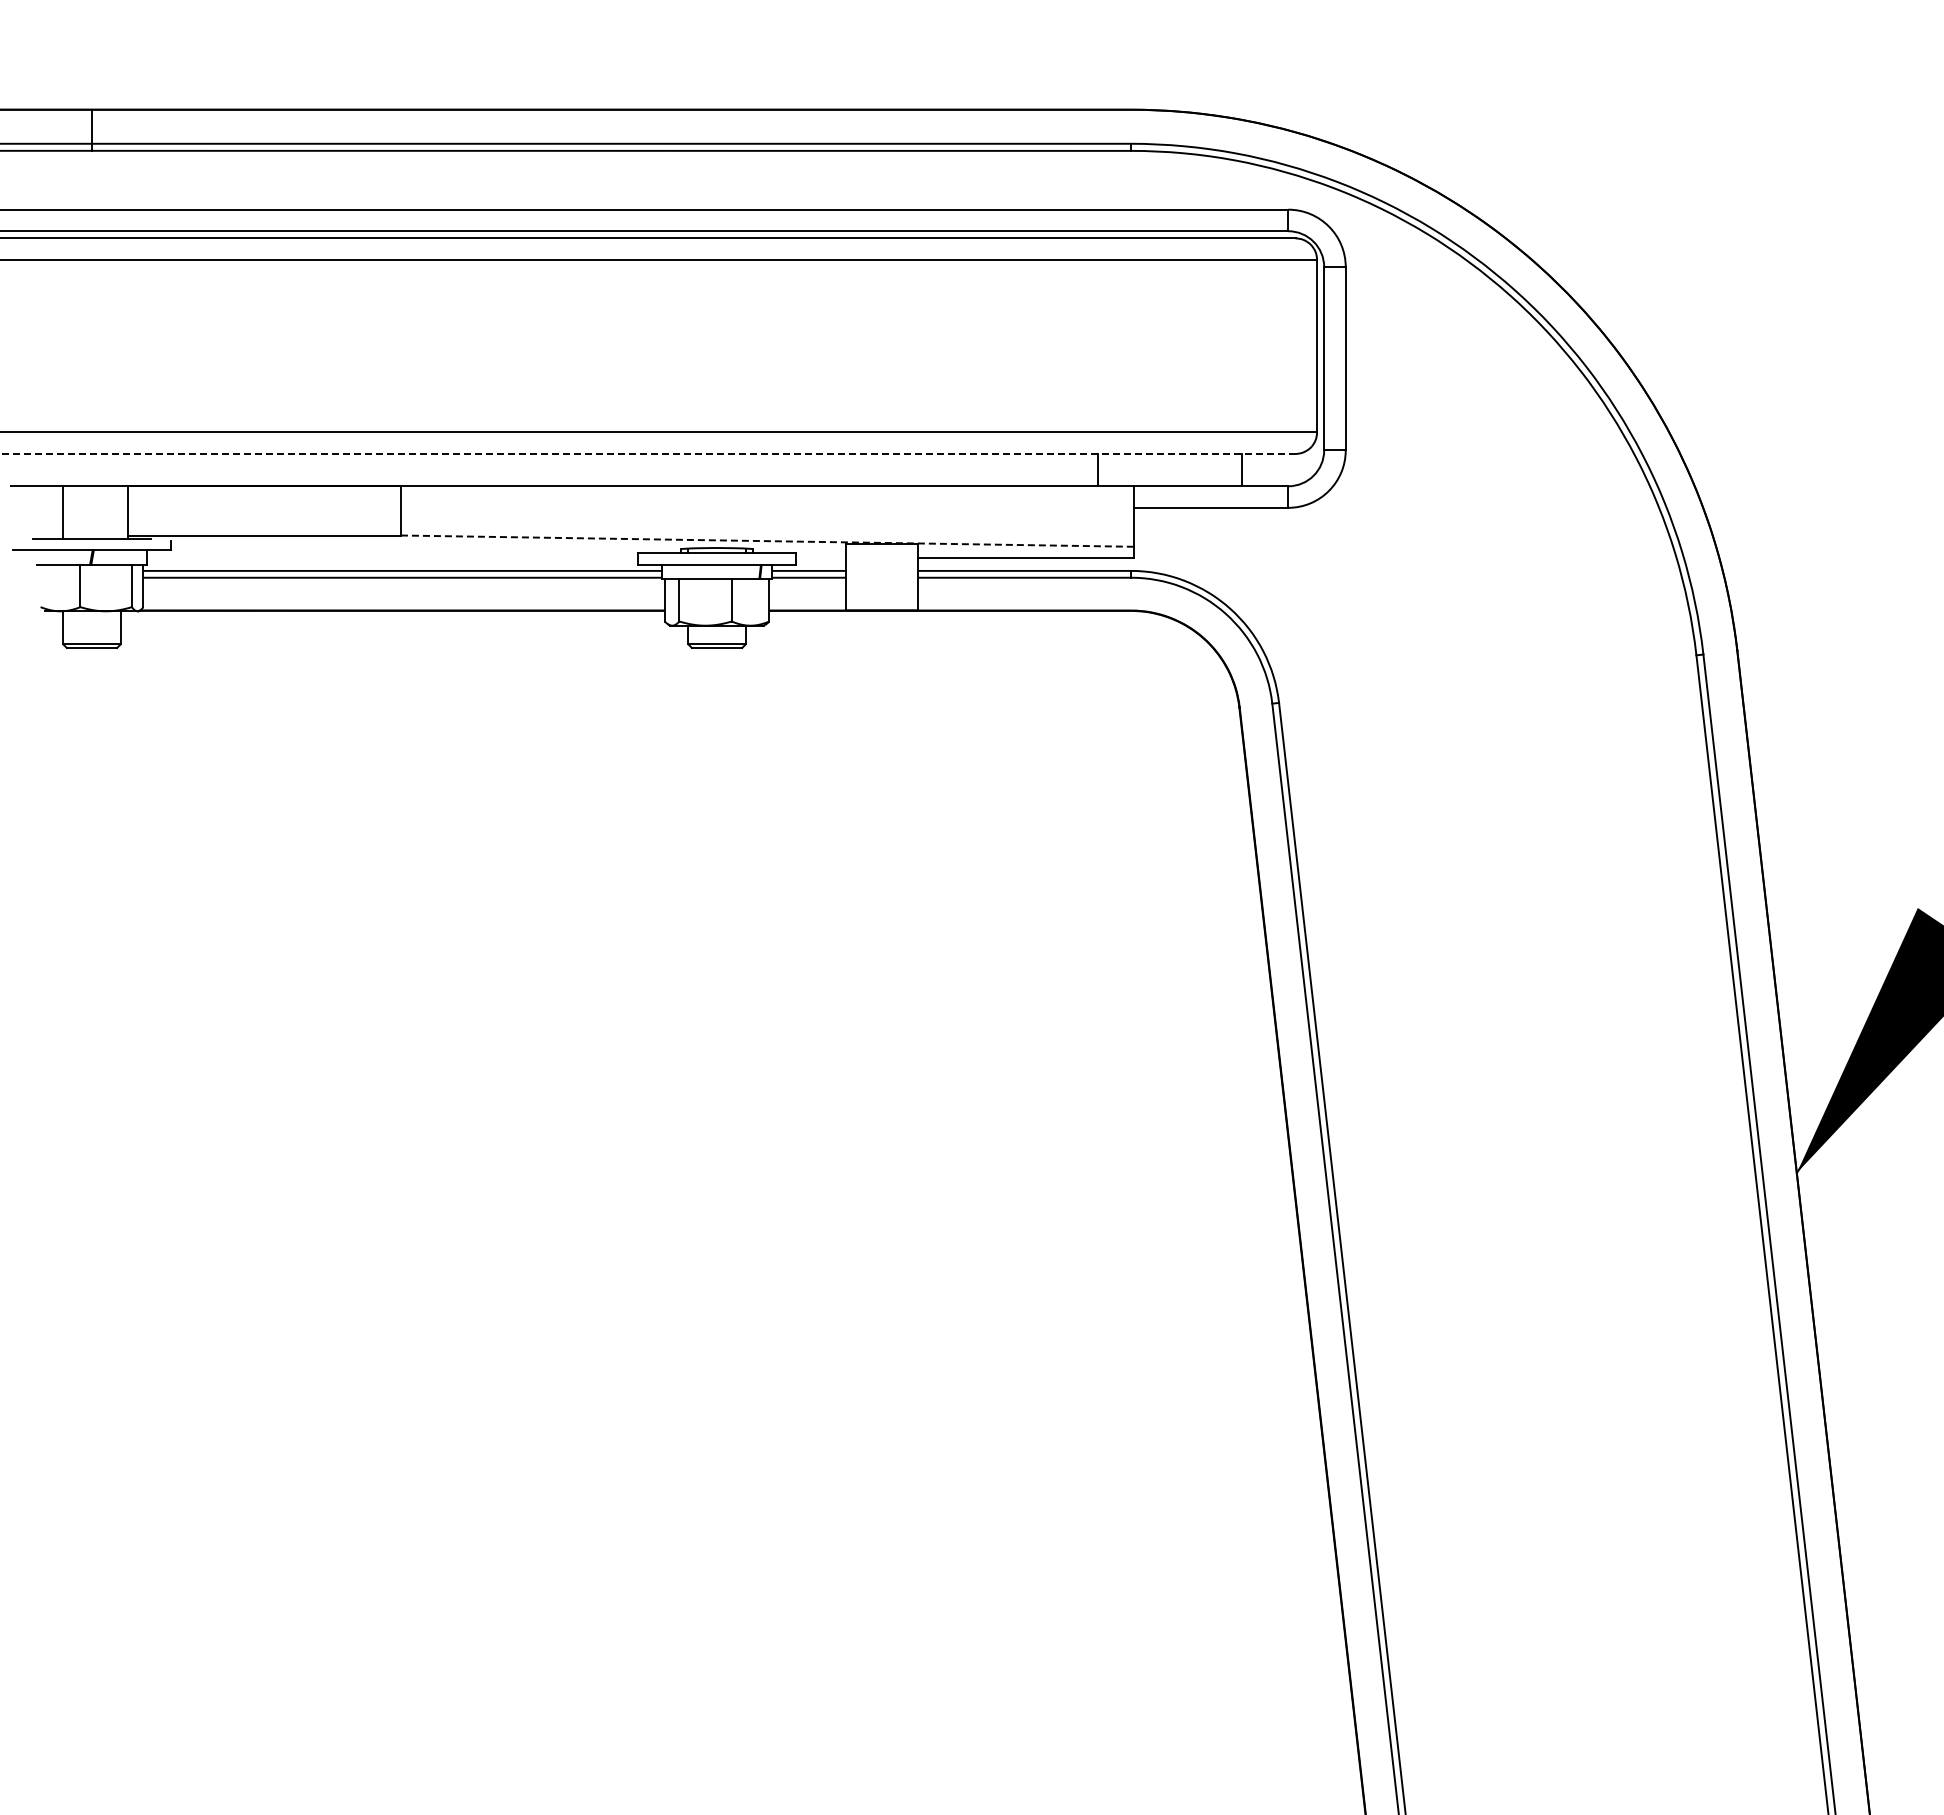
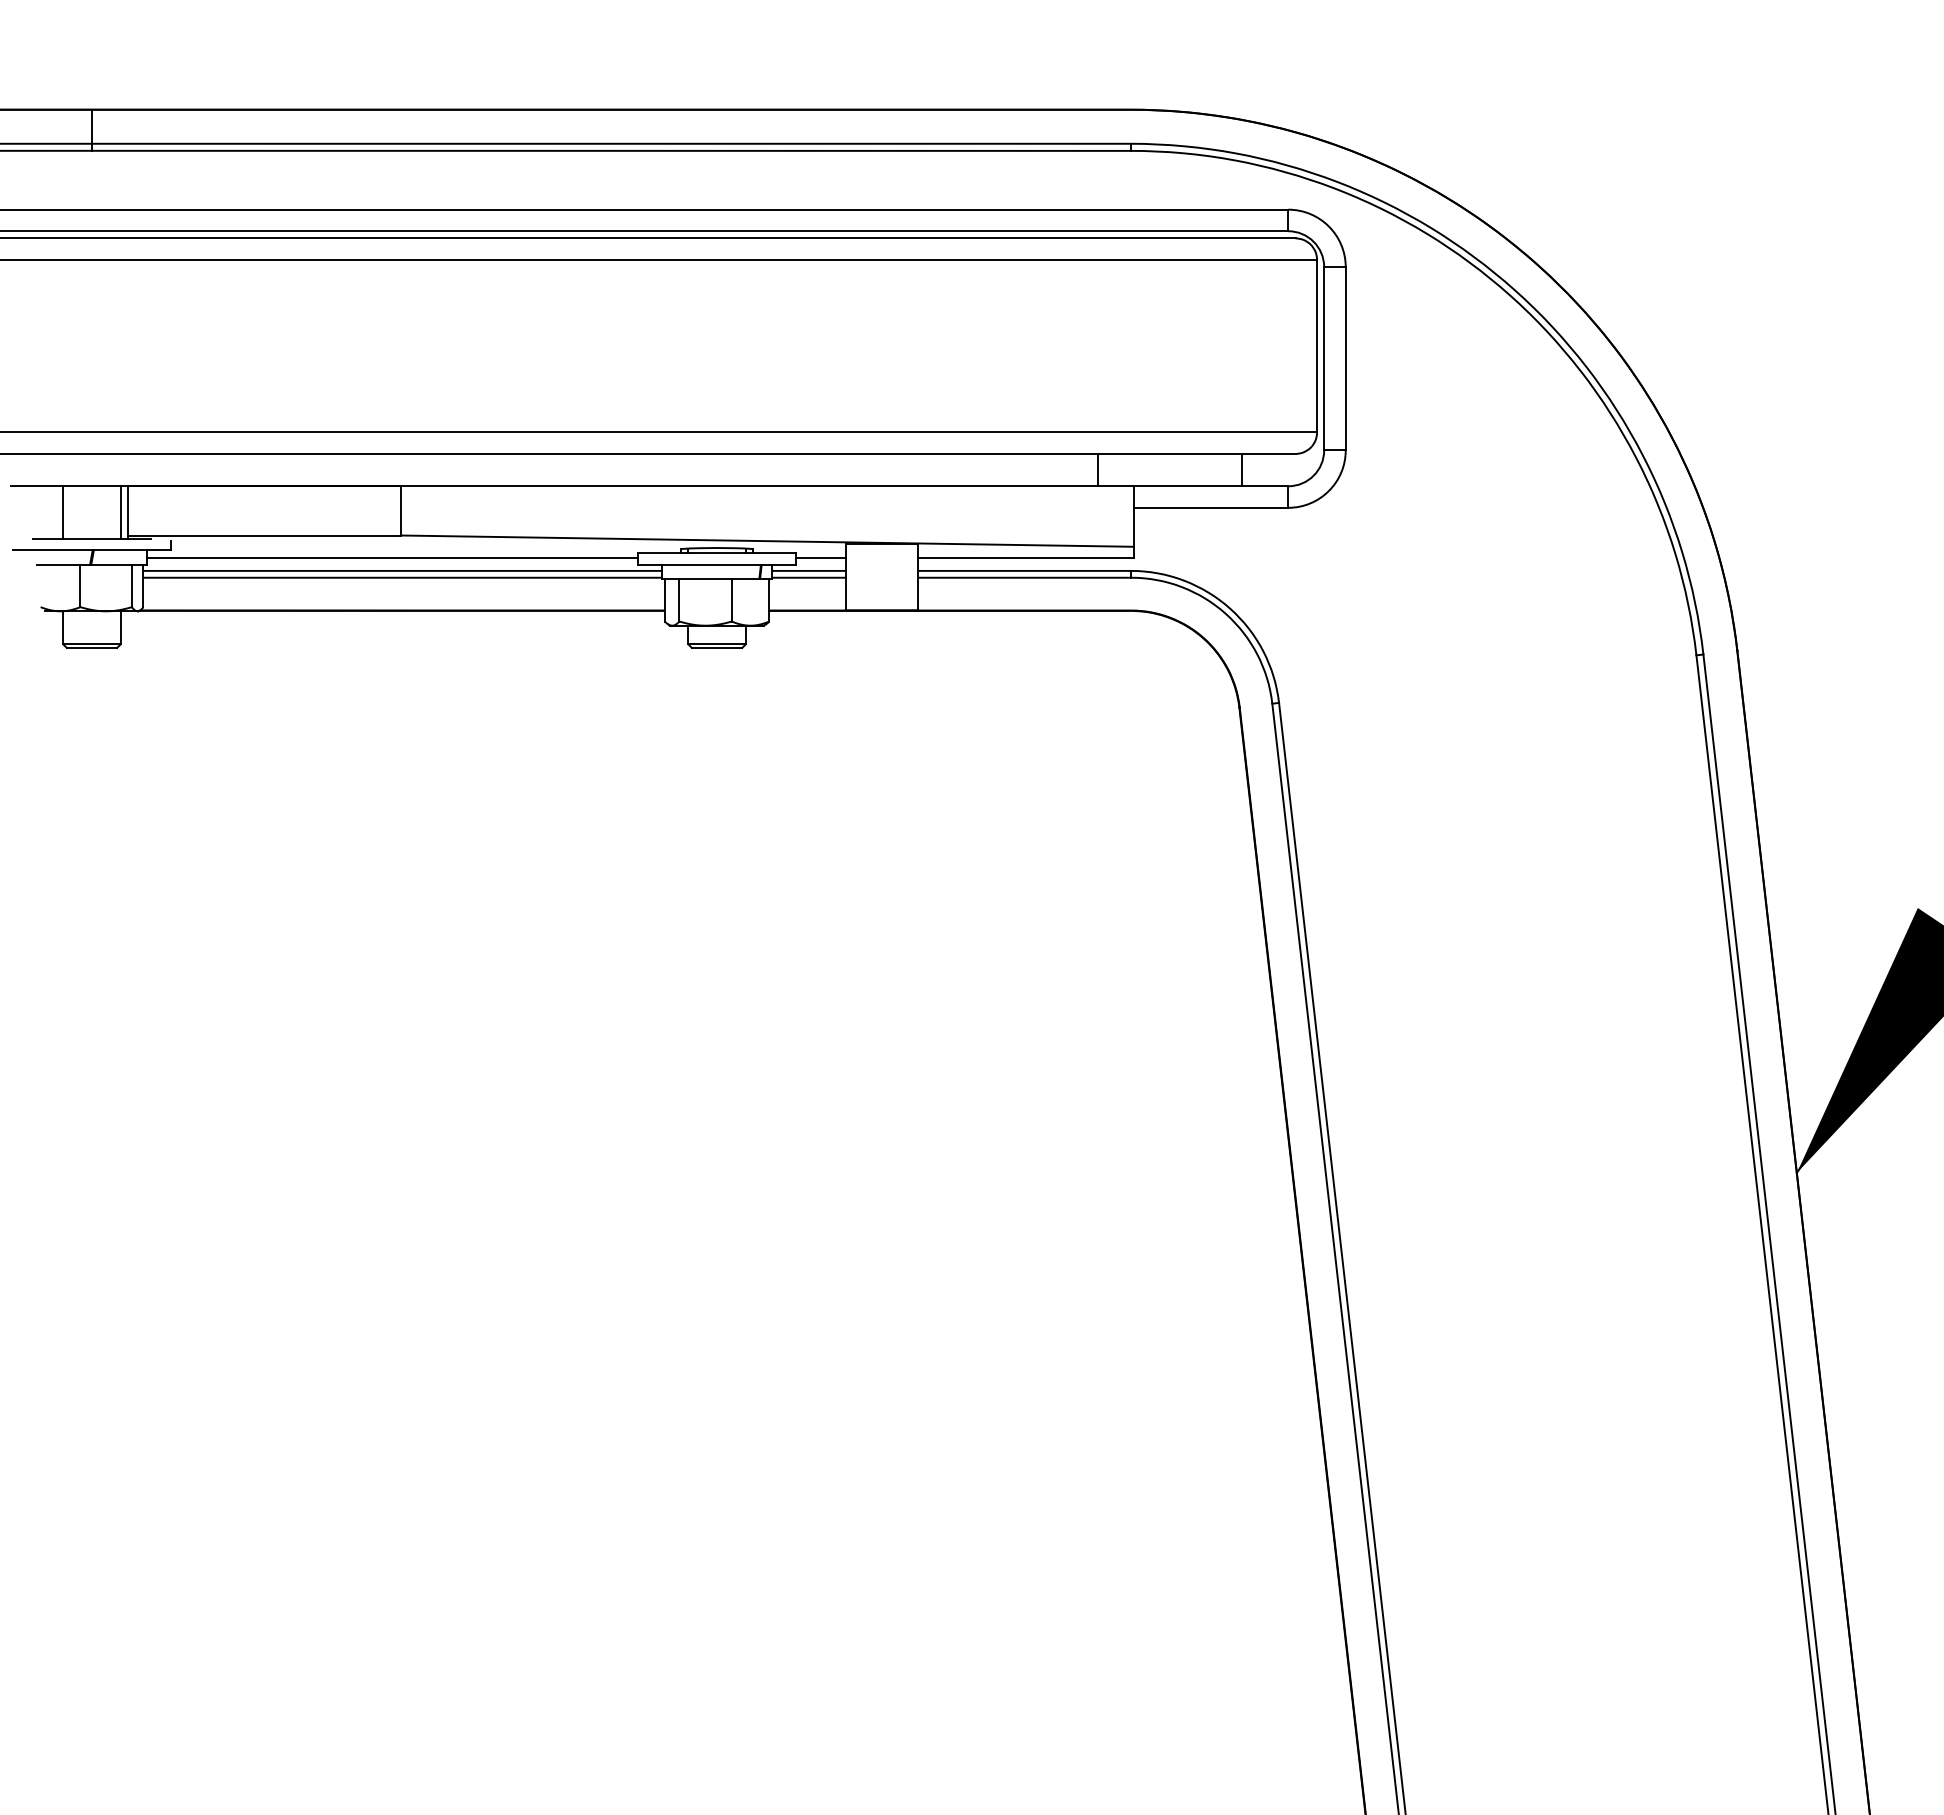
line: dashed -> solid (647, 453)
line: none -> present (120, 512)
line: dashed -> solid (767, 541)
line: none -> present (392, 558)
line: none -> present (821, 558)
